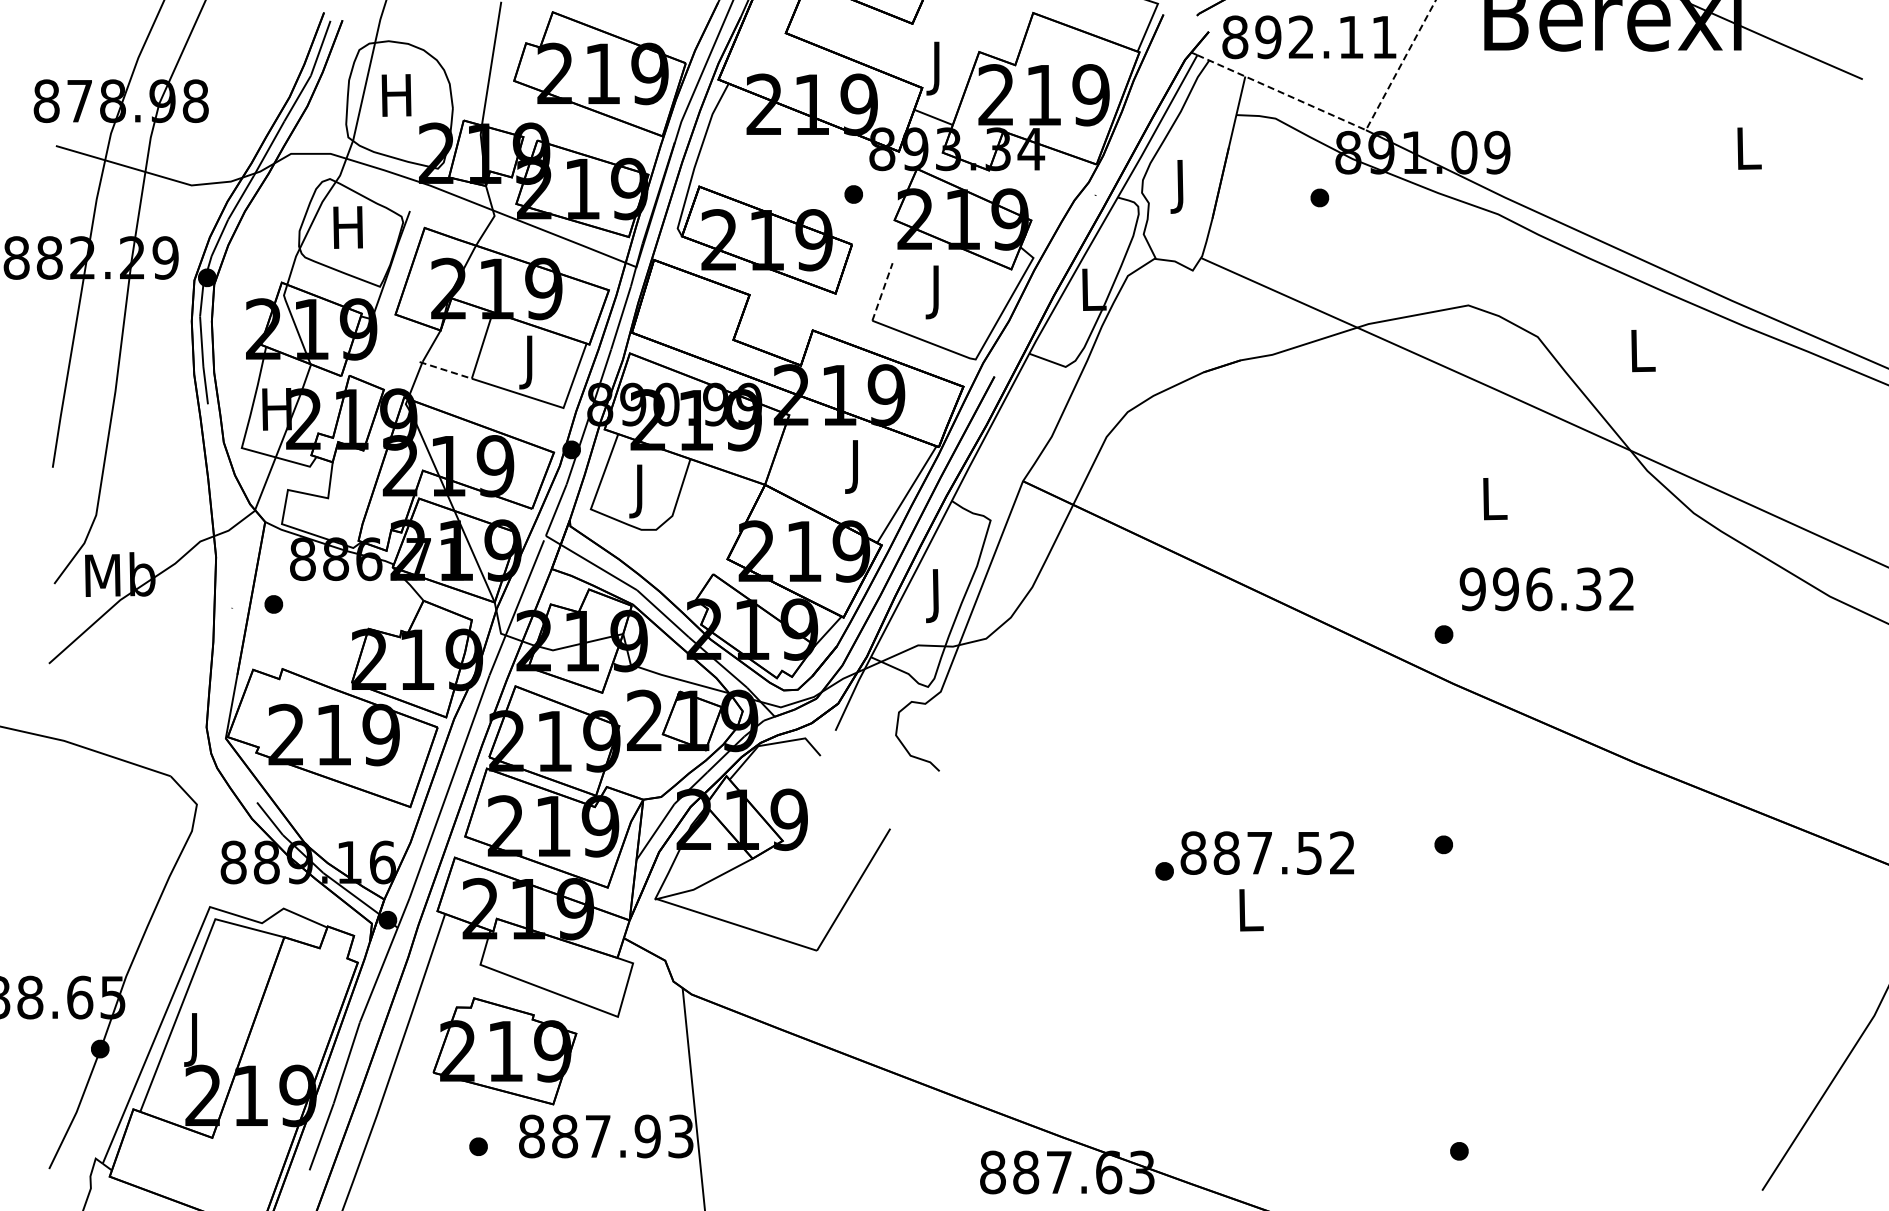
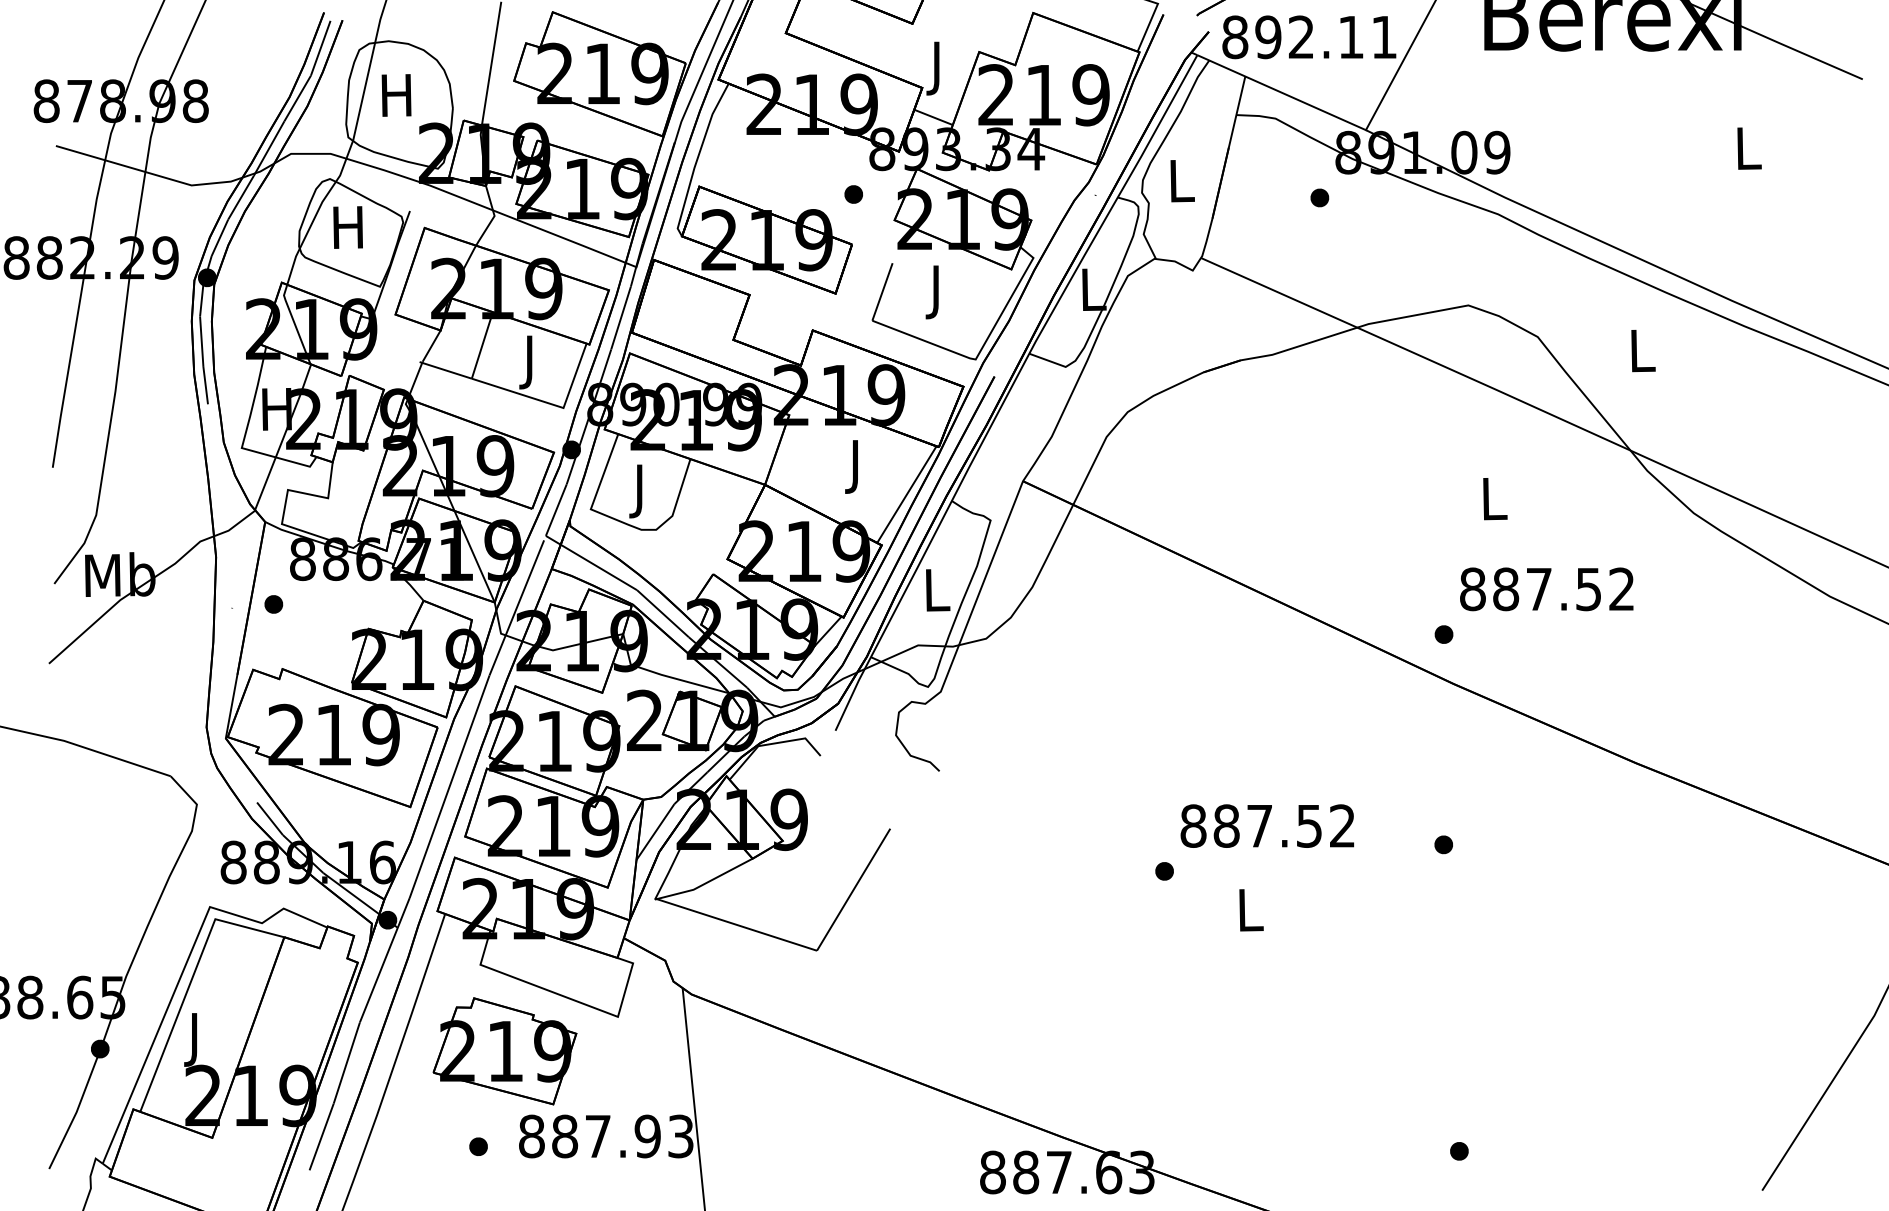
line: dashed -> solid (1349, 122)
text: J -> L (1182, 186)
line: dashed -> solid (882, 291)
line: dashed -> solid (446, 370)
text: 996.32 -> 887.52 (1530, 589)
text: J -> L (938, 596)
text position: (1266, 852) -> (1266, 825) (1266, 825)
